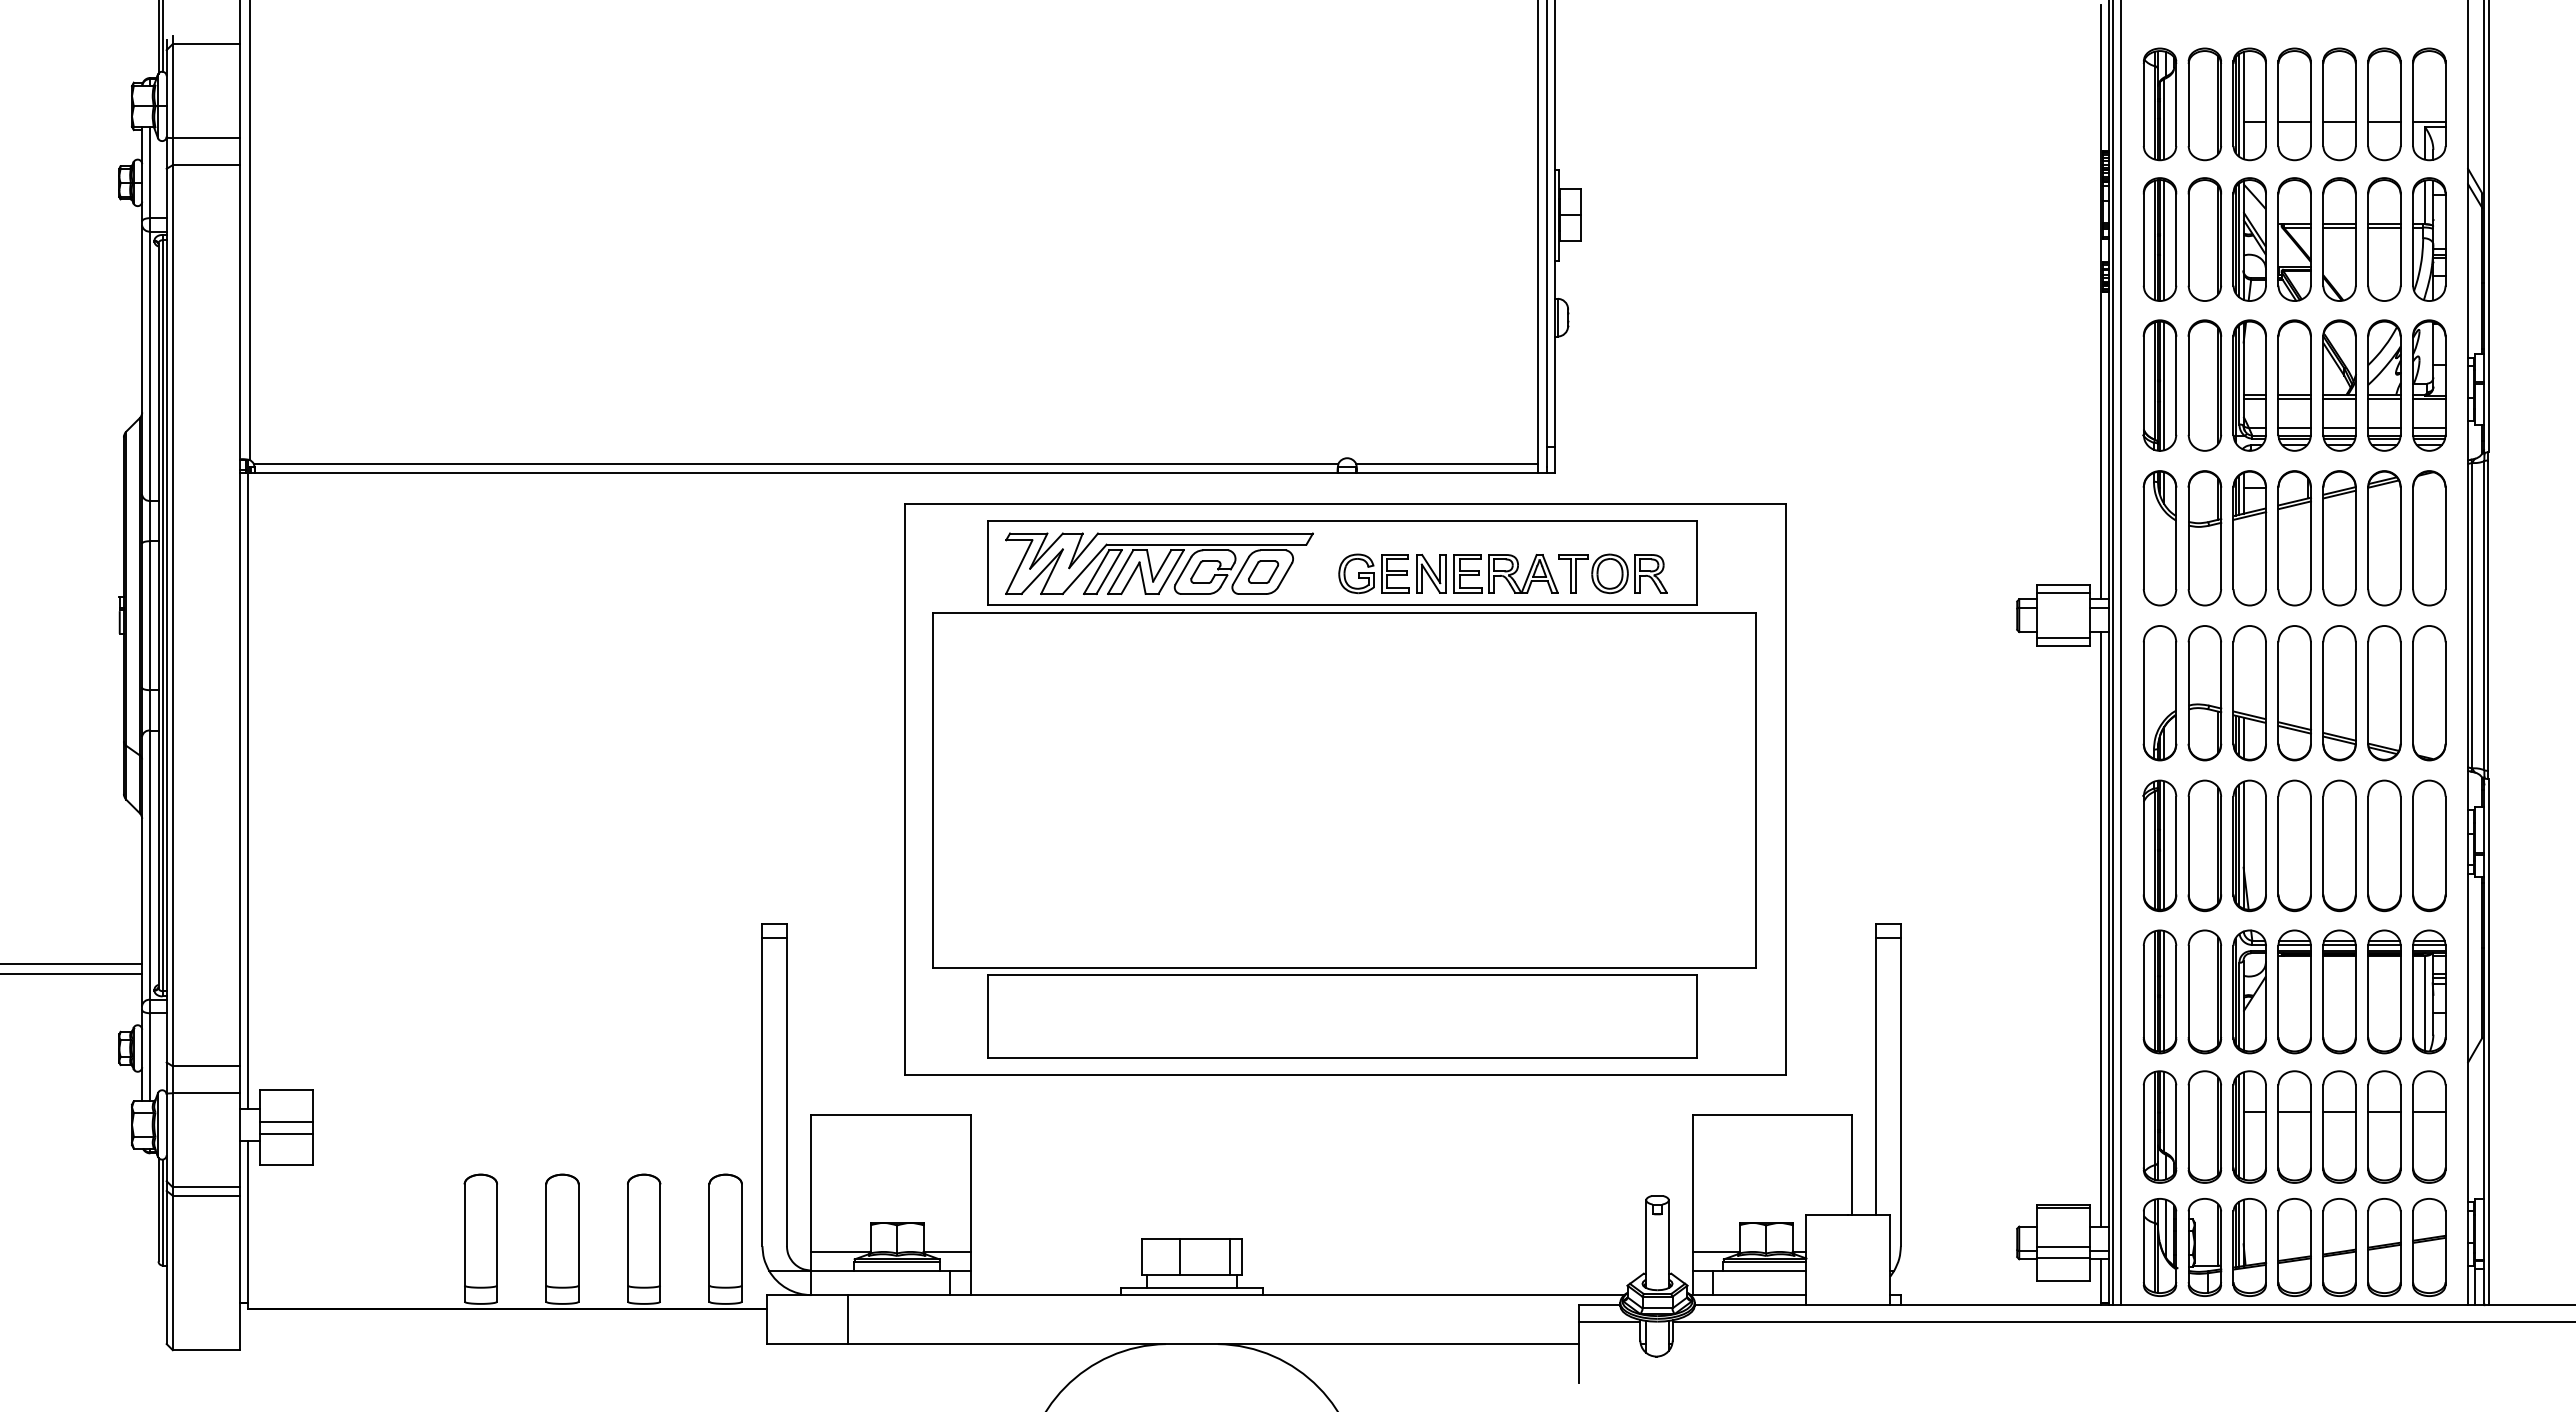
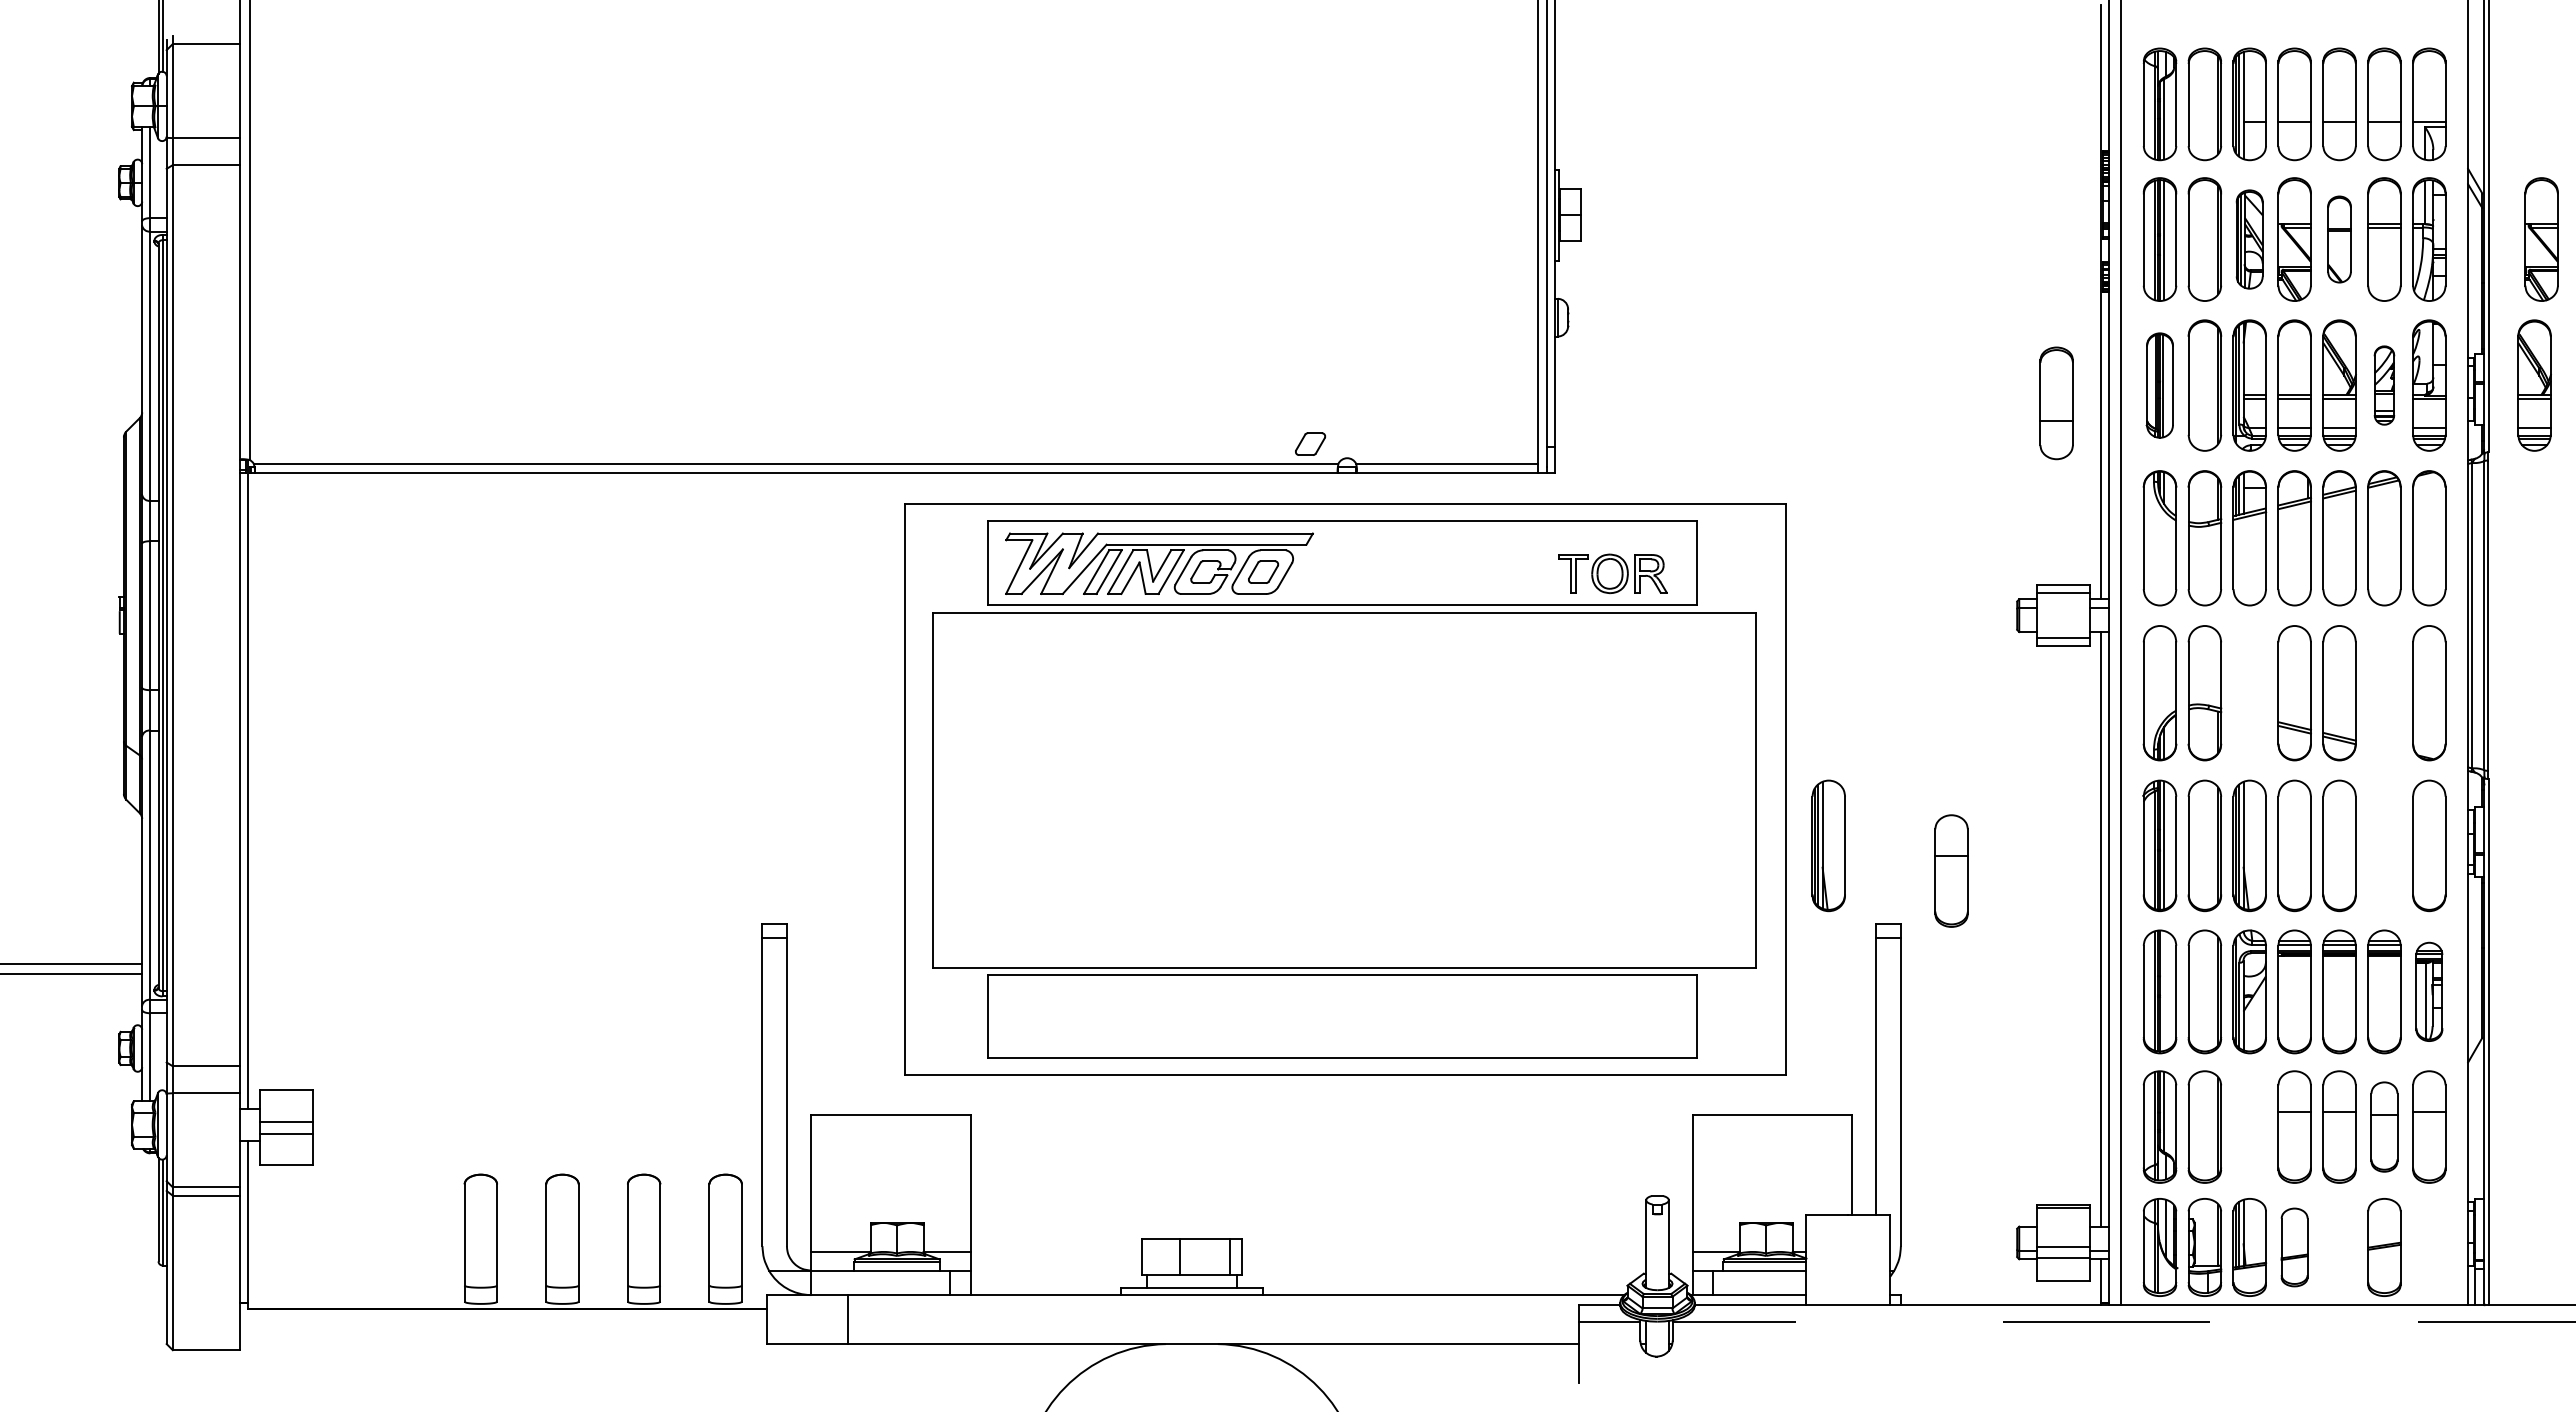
part size: 35x125 px -> 29x101 px (2249, 239)
part size: 35x125 px -> 25x89 px (2339, 239)
part: none -> present (2541, 239)
part size: 36x133 px -> 29x107 px (2159, 385)
part size: 35x133 px -> 23x81 px (2384, 385)
part: none -> present (2534, 385)
part: none -> present (2056, 403)
part: none -> present (1310, 443)
part: present -> none (1448, 573)
line: present -> none (2113, 653)
part: present -> none (2249, 693)
part: present -> none (2384, 693)
part: none -> present (1828, 845)
part: present -> none (2384, 845)
part: none -> present (1951, 870)
line: present -> none (2164, 991)
part size: 35x126 px -> 29x101 px (2429, 991)
part: present -> none (2249, 1126)
part size: 35x114 px -> 29x92 px (2384, 1126)
part size: 35x99 px -> 29x81 px (2294, 1247)
part: present -> none (2339, 1247)
part: present -> none (2429, 1247)
line: solid -> dashed (2123, 1322)
